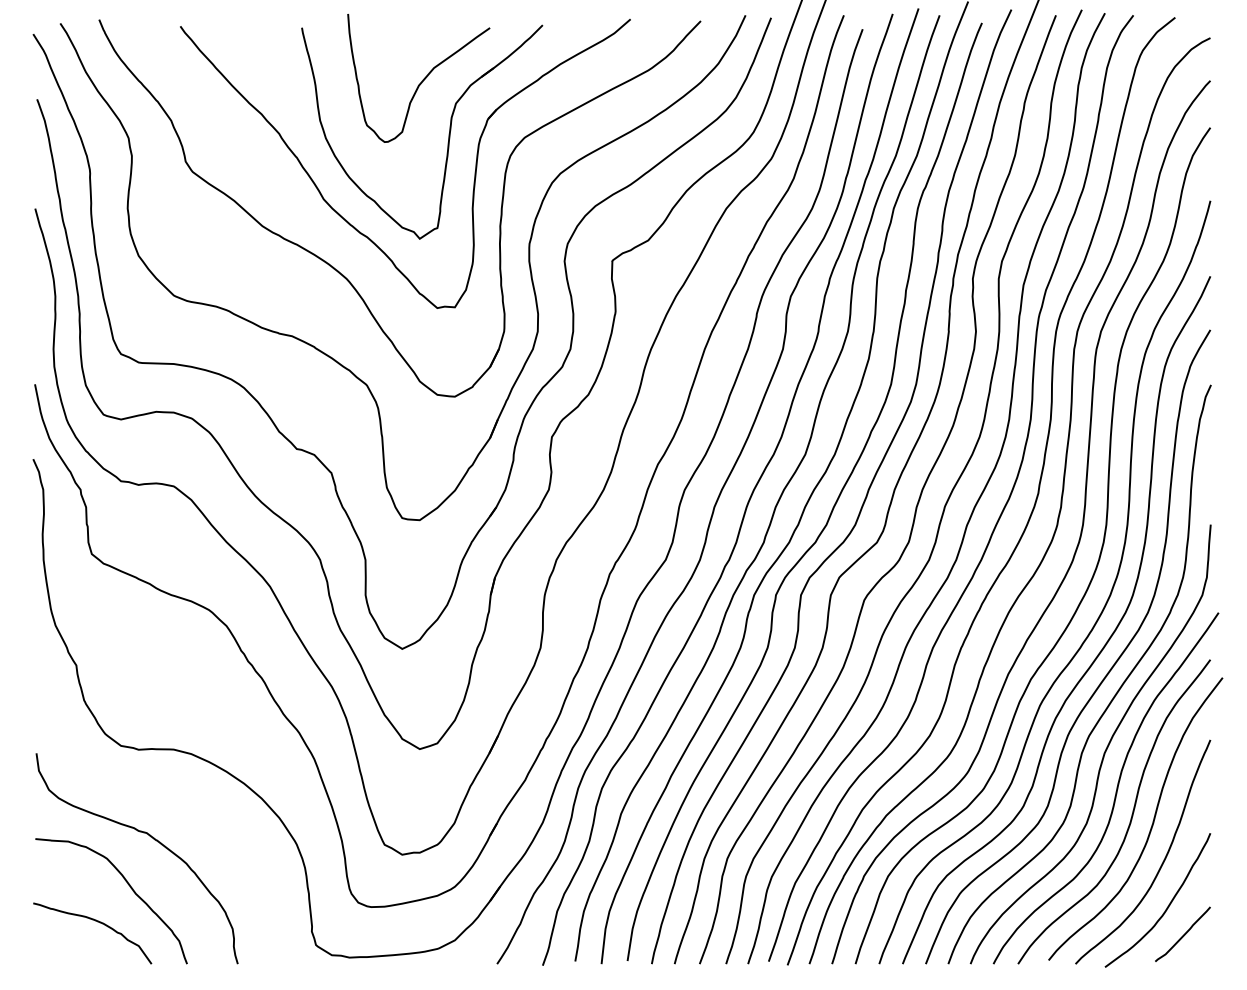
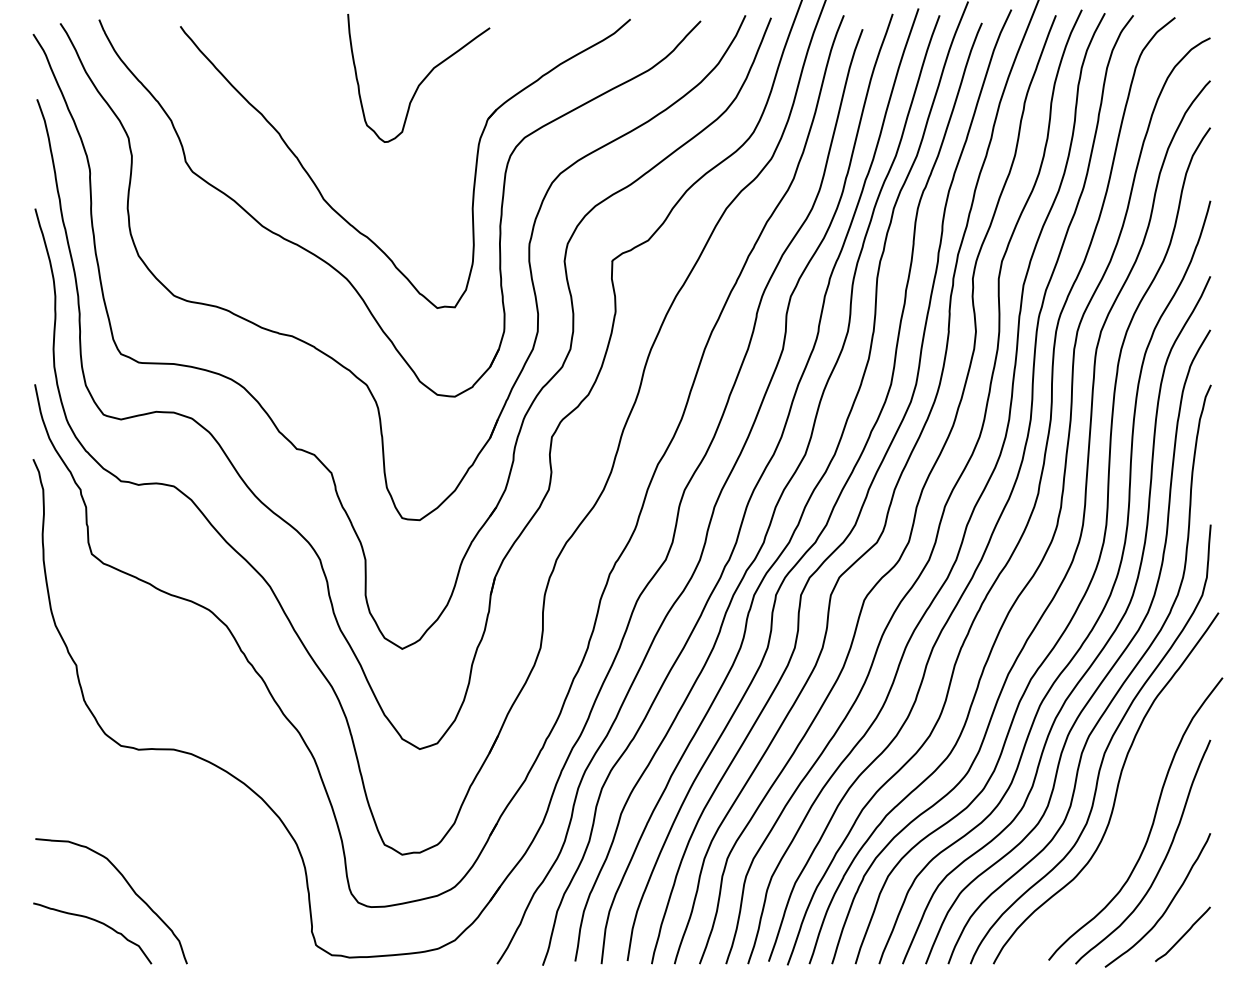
part: present -> none (448, 133)
curve: present -> none (1131, 814)
curve: present -> none (150, 837)
